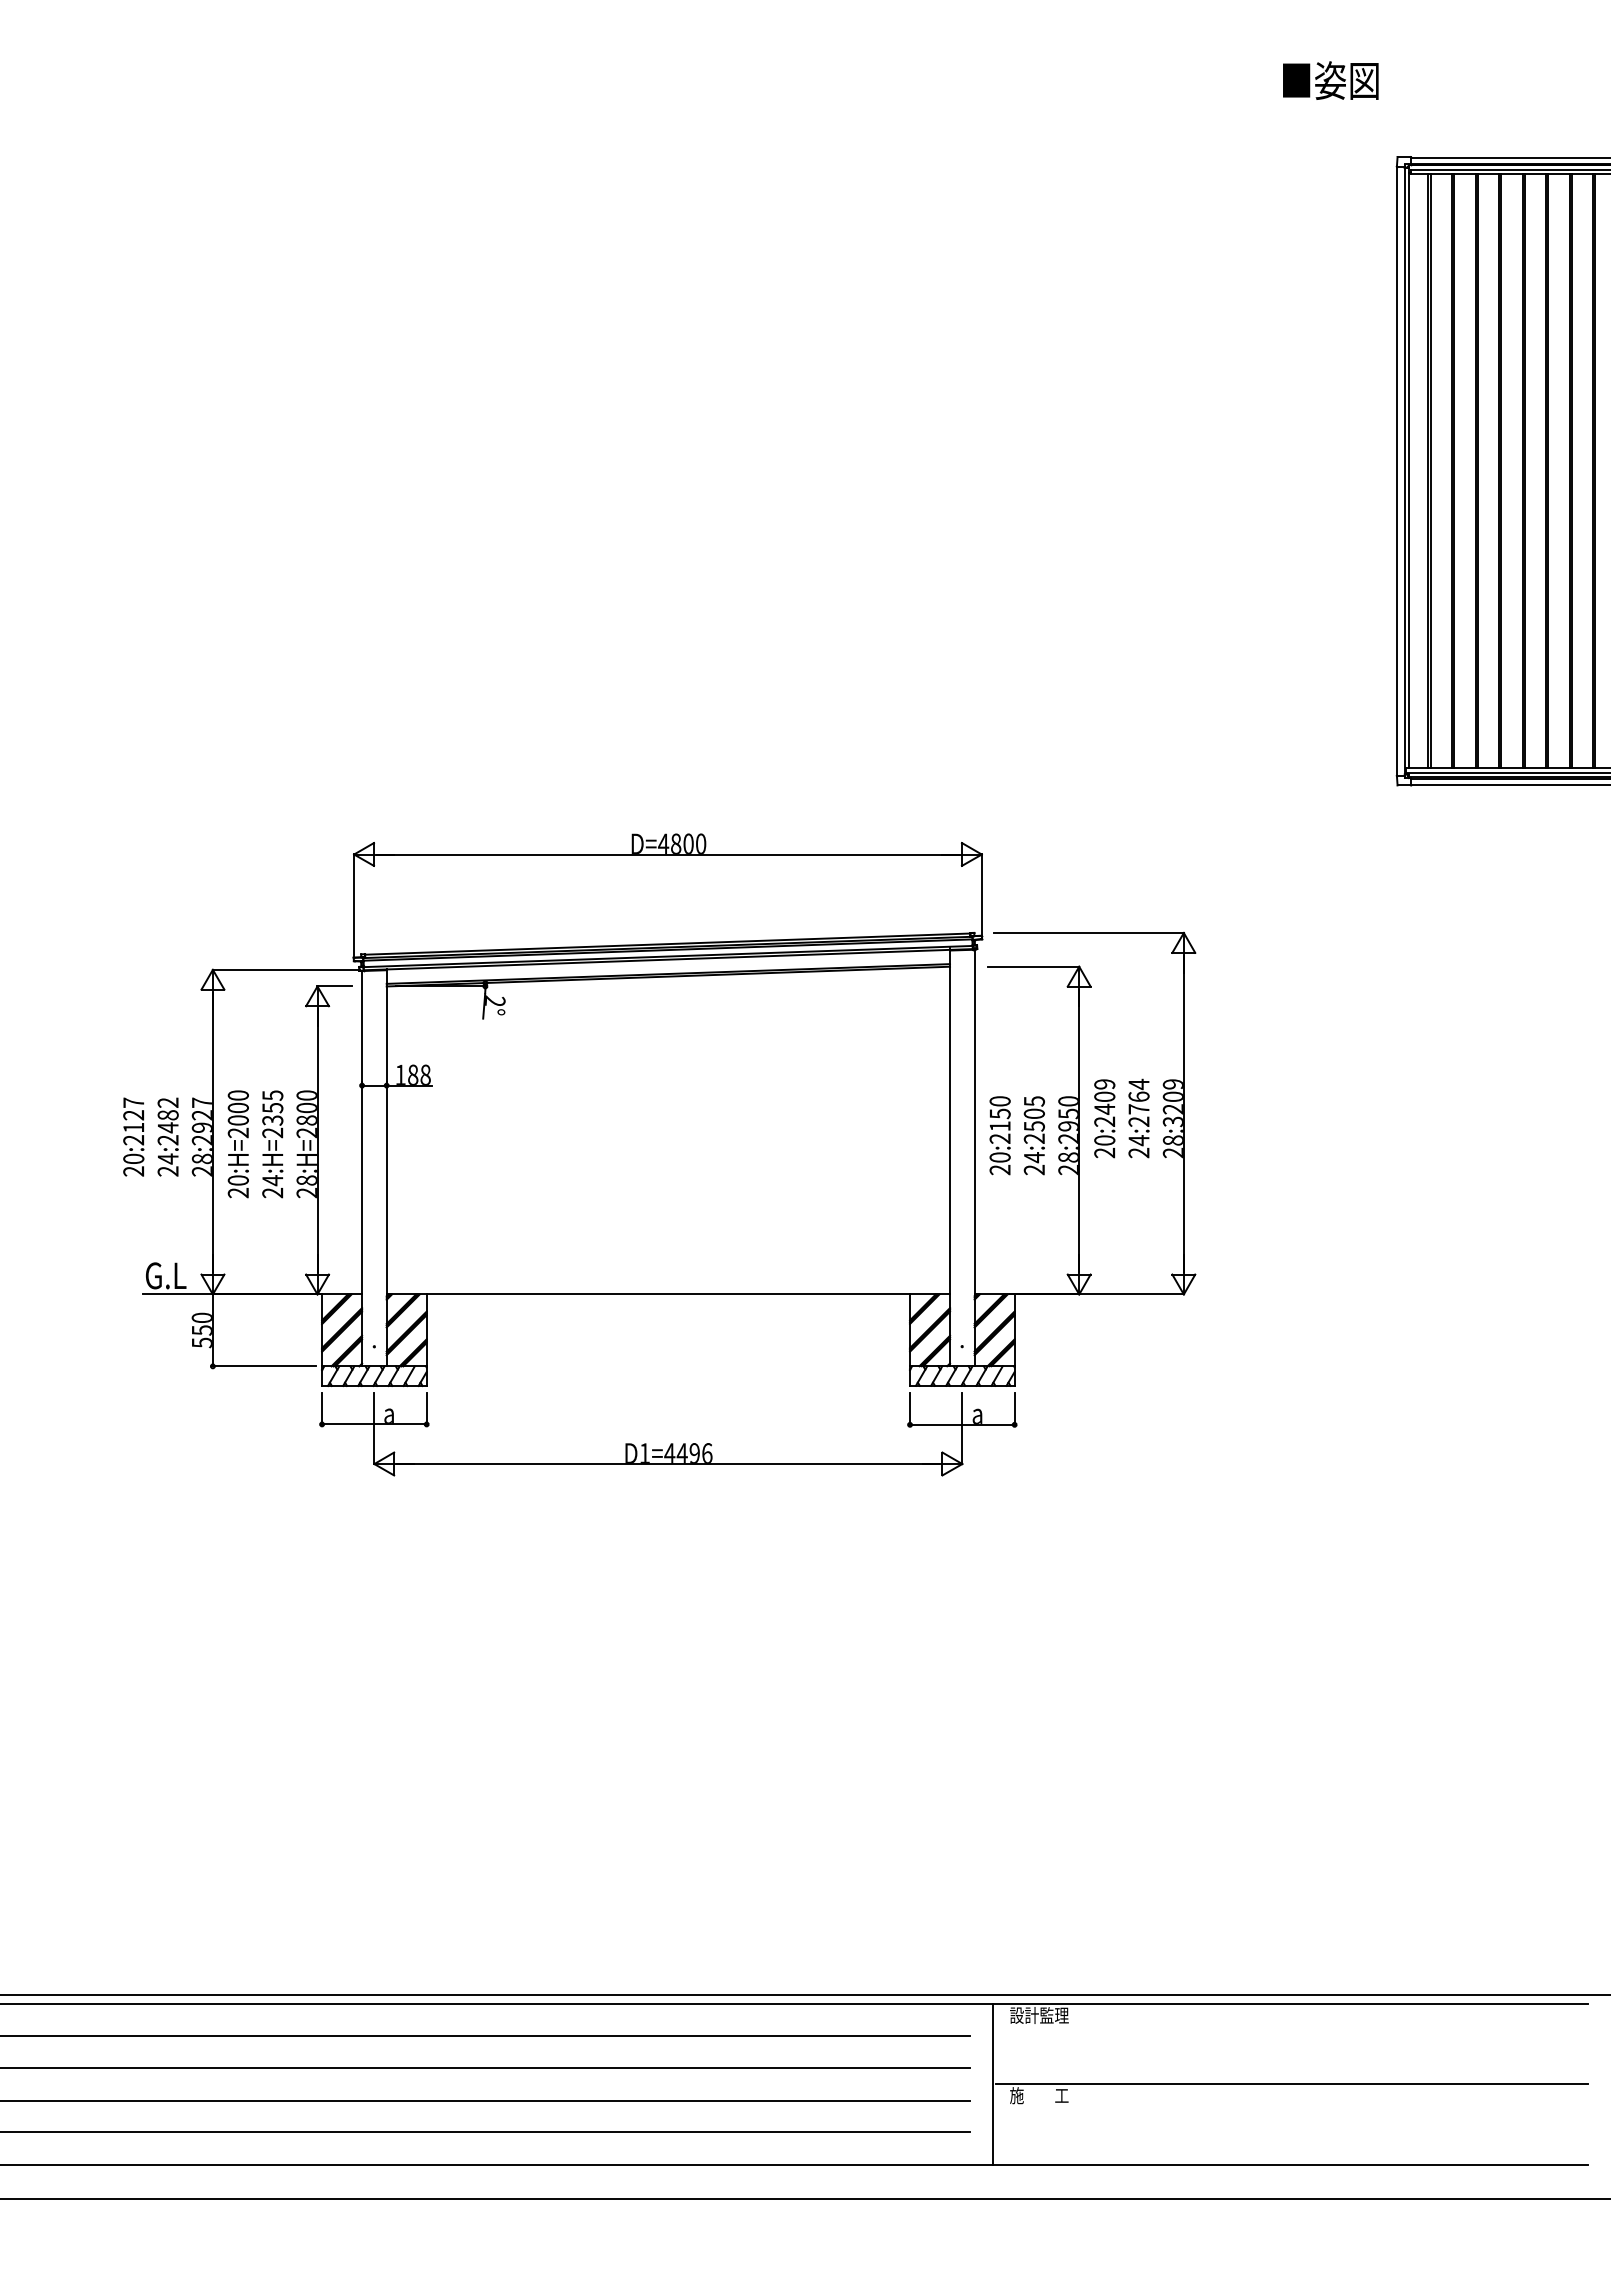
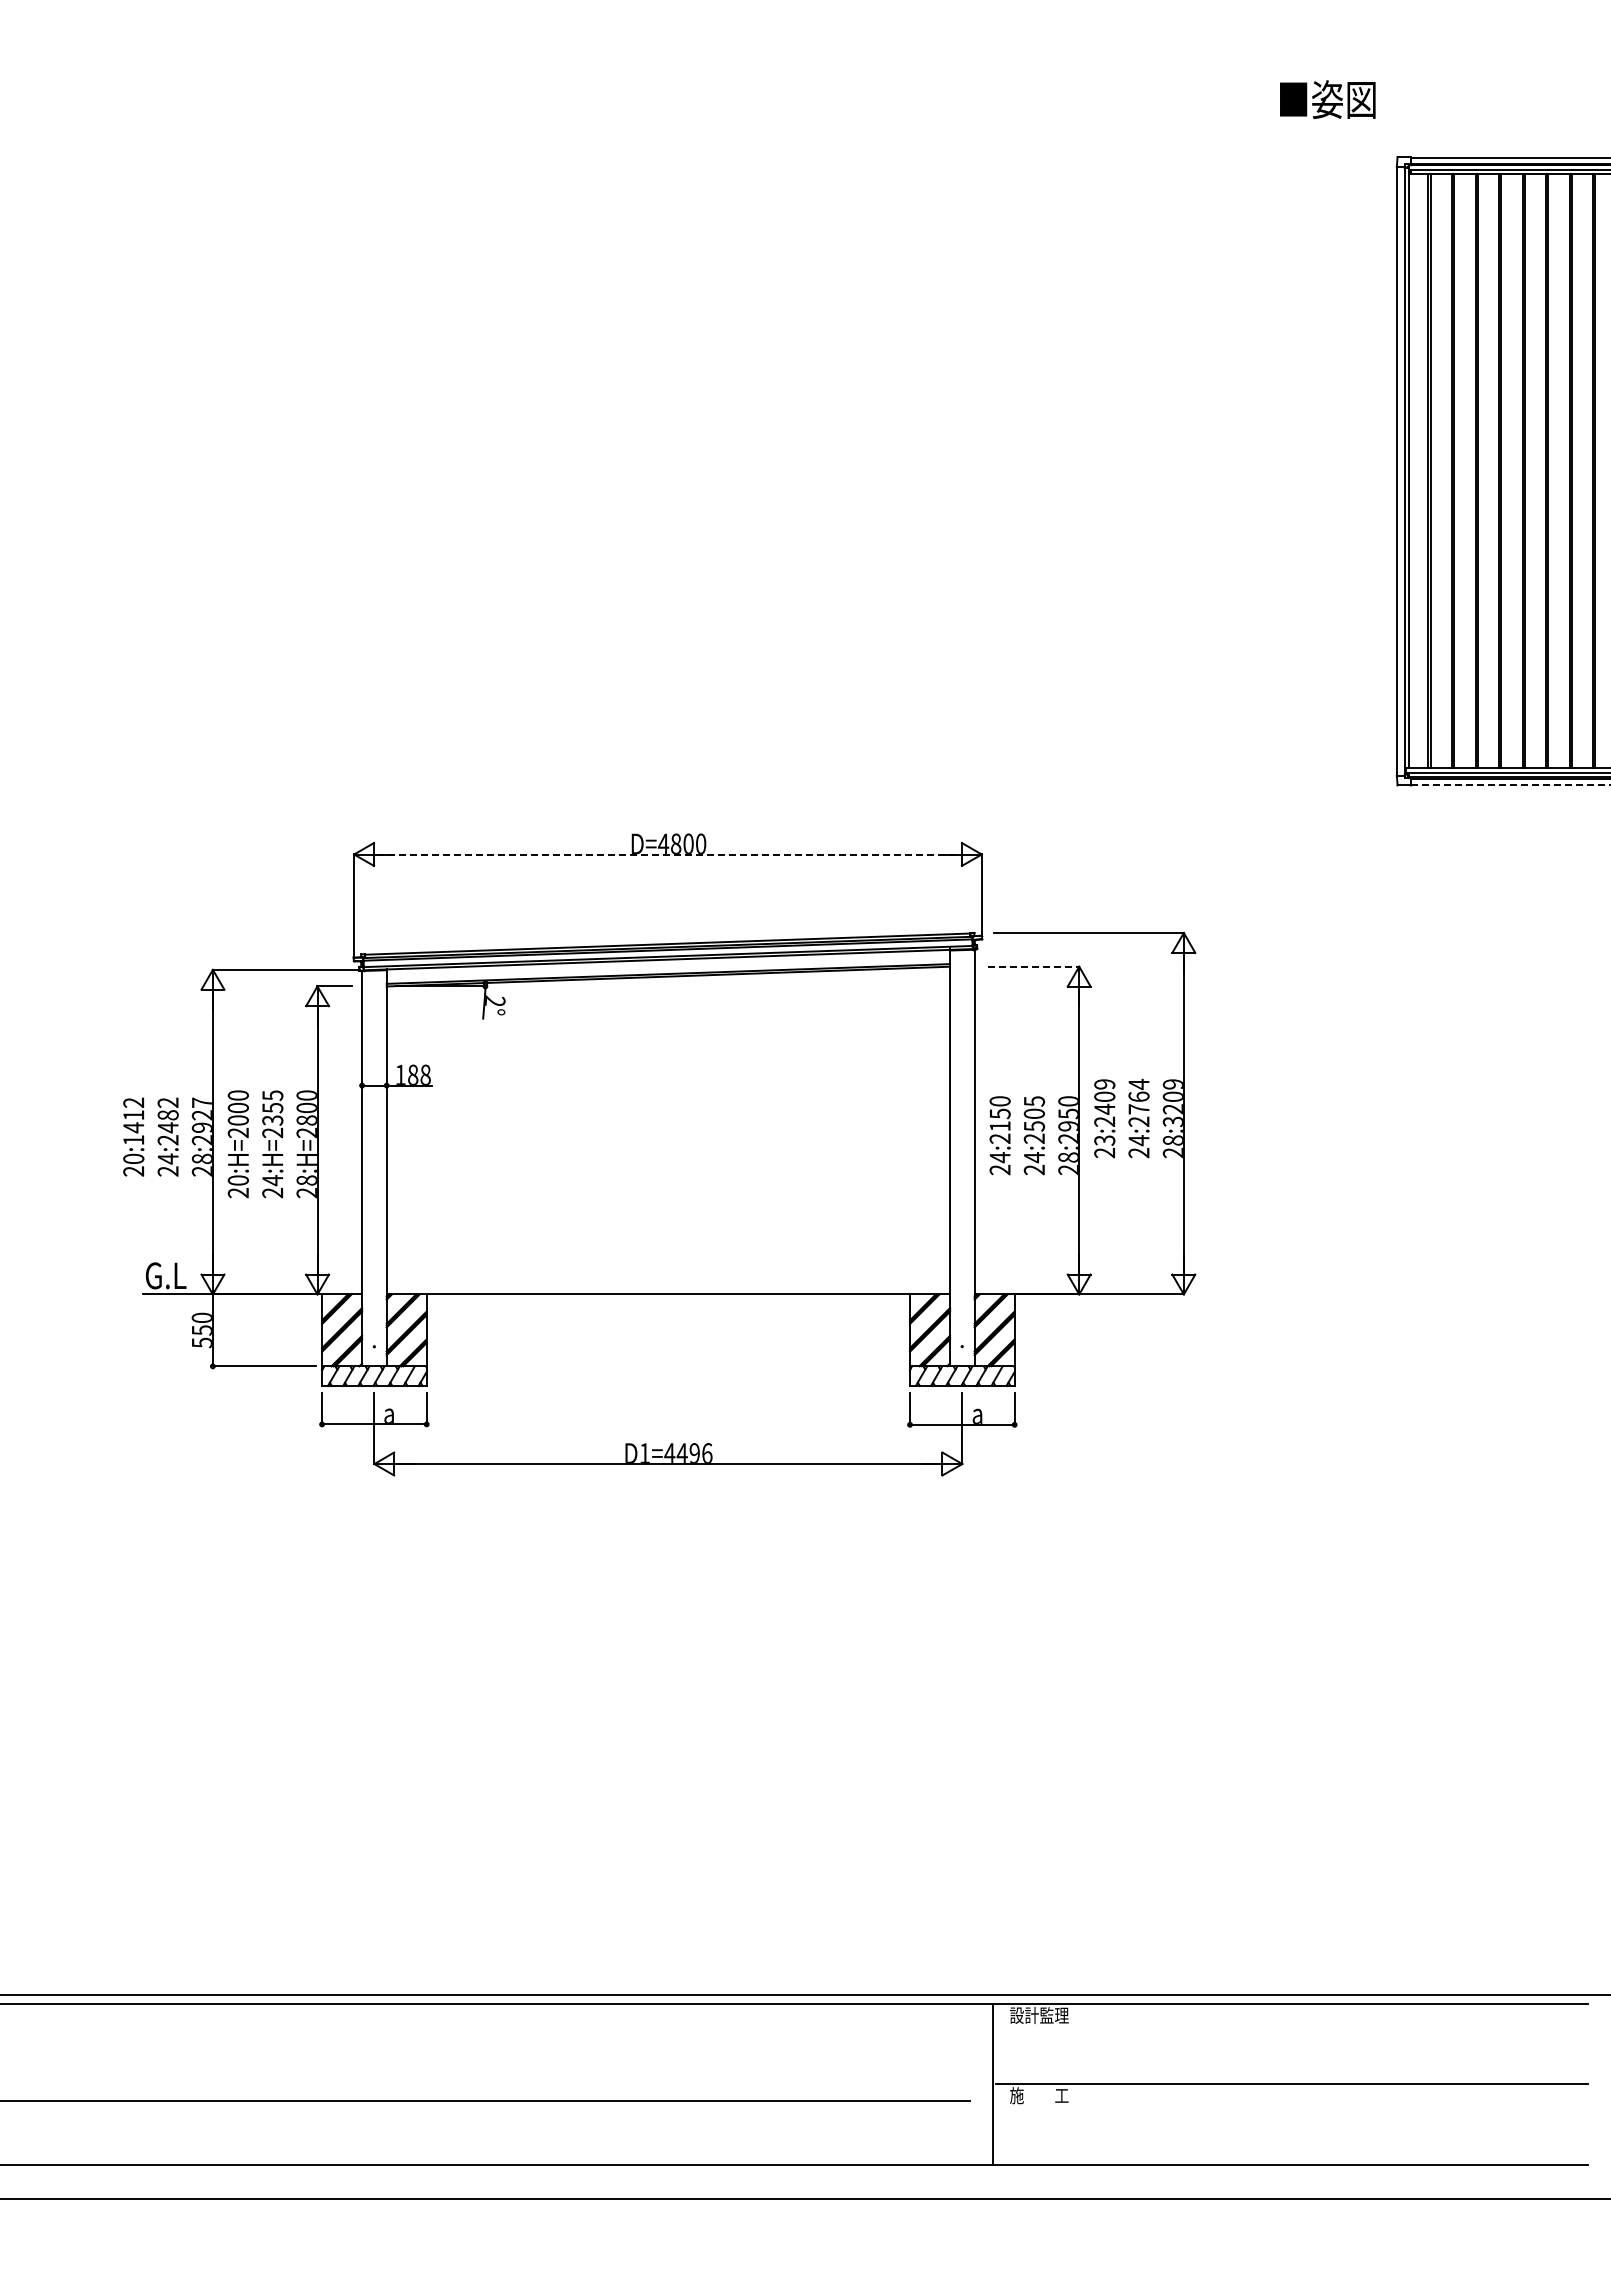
text position: (1330, 80) -> (1327, 99) (1327, 99)
line: solid -> dashed (1510, 785)
line: solid -> dashed (667, 854)
line: solid -> dashed (1033, 966)
text: 20:2127 -> 20:1412 (133, 1121)
text: 20:2409 -> 23:2409 (1104, 1140)
text: 20:2150 -> 24:2150 (999, 1157)
line: present -> none (485, 2036)
line: present -> none (485, 2068)
line: present -> none (485, 2132)
